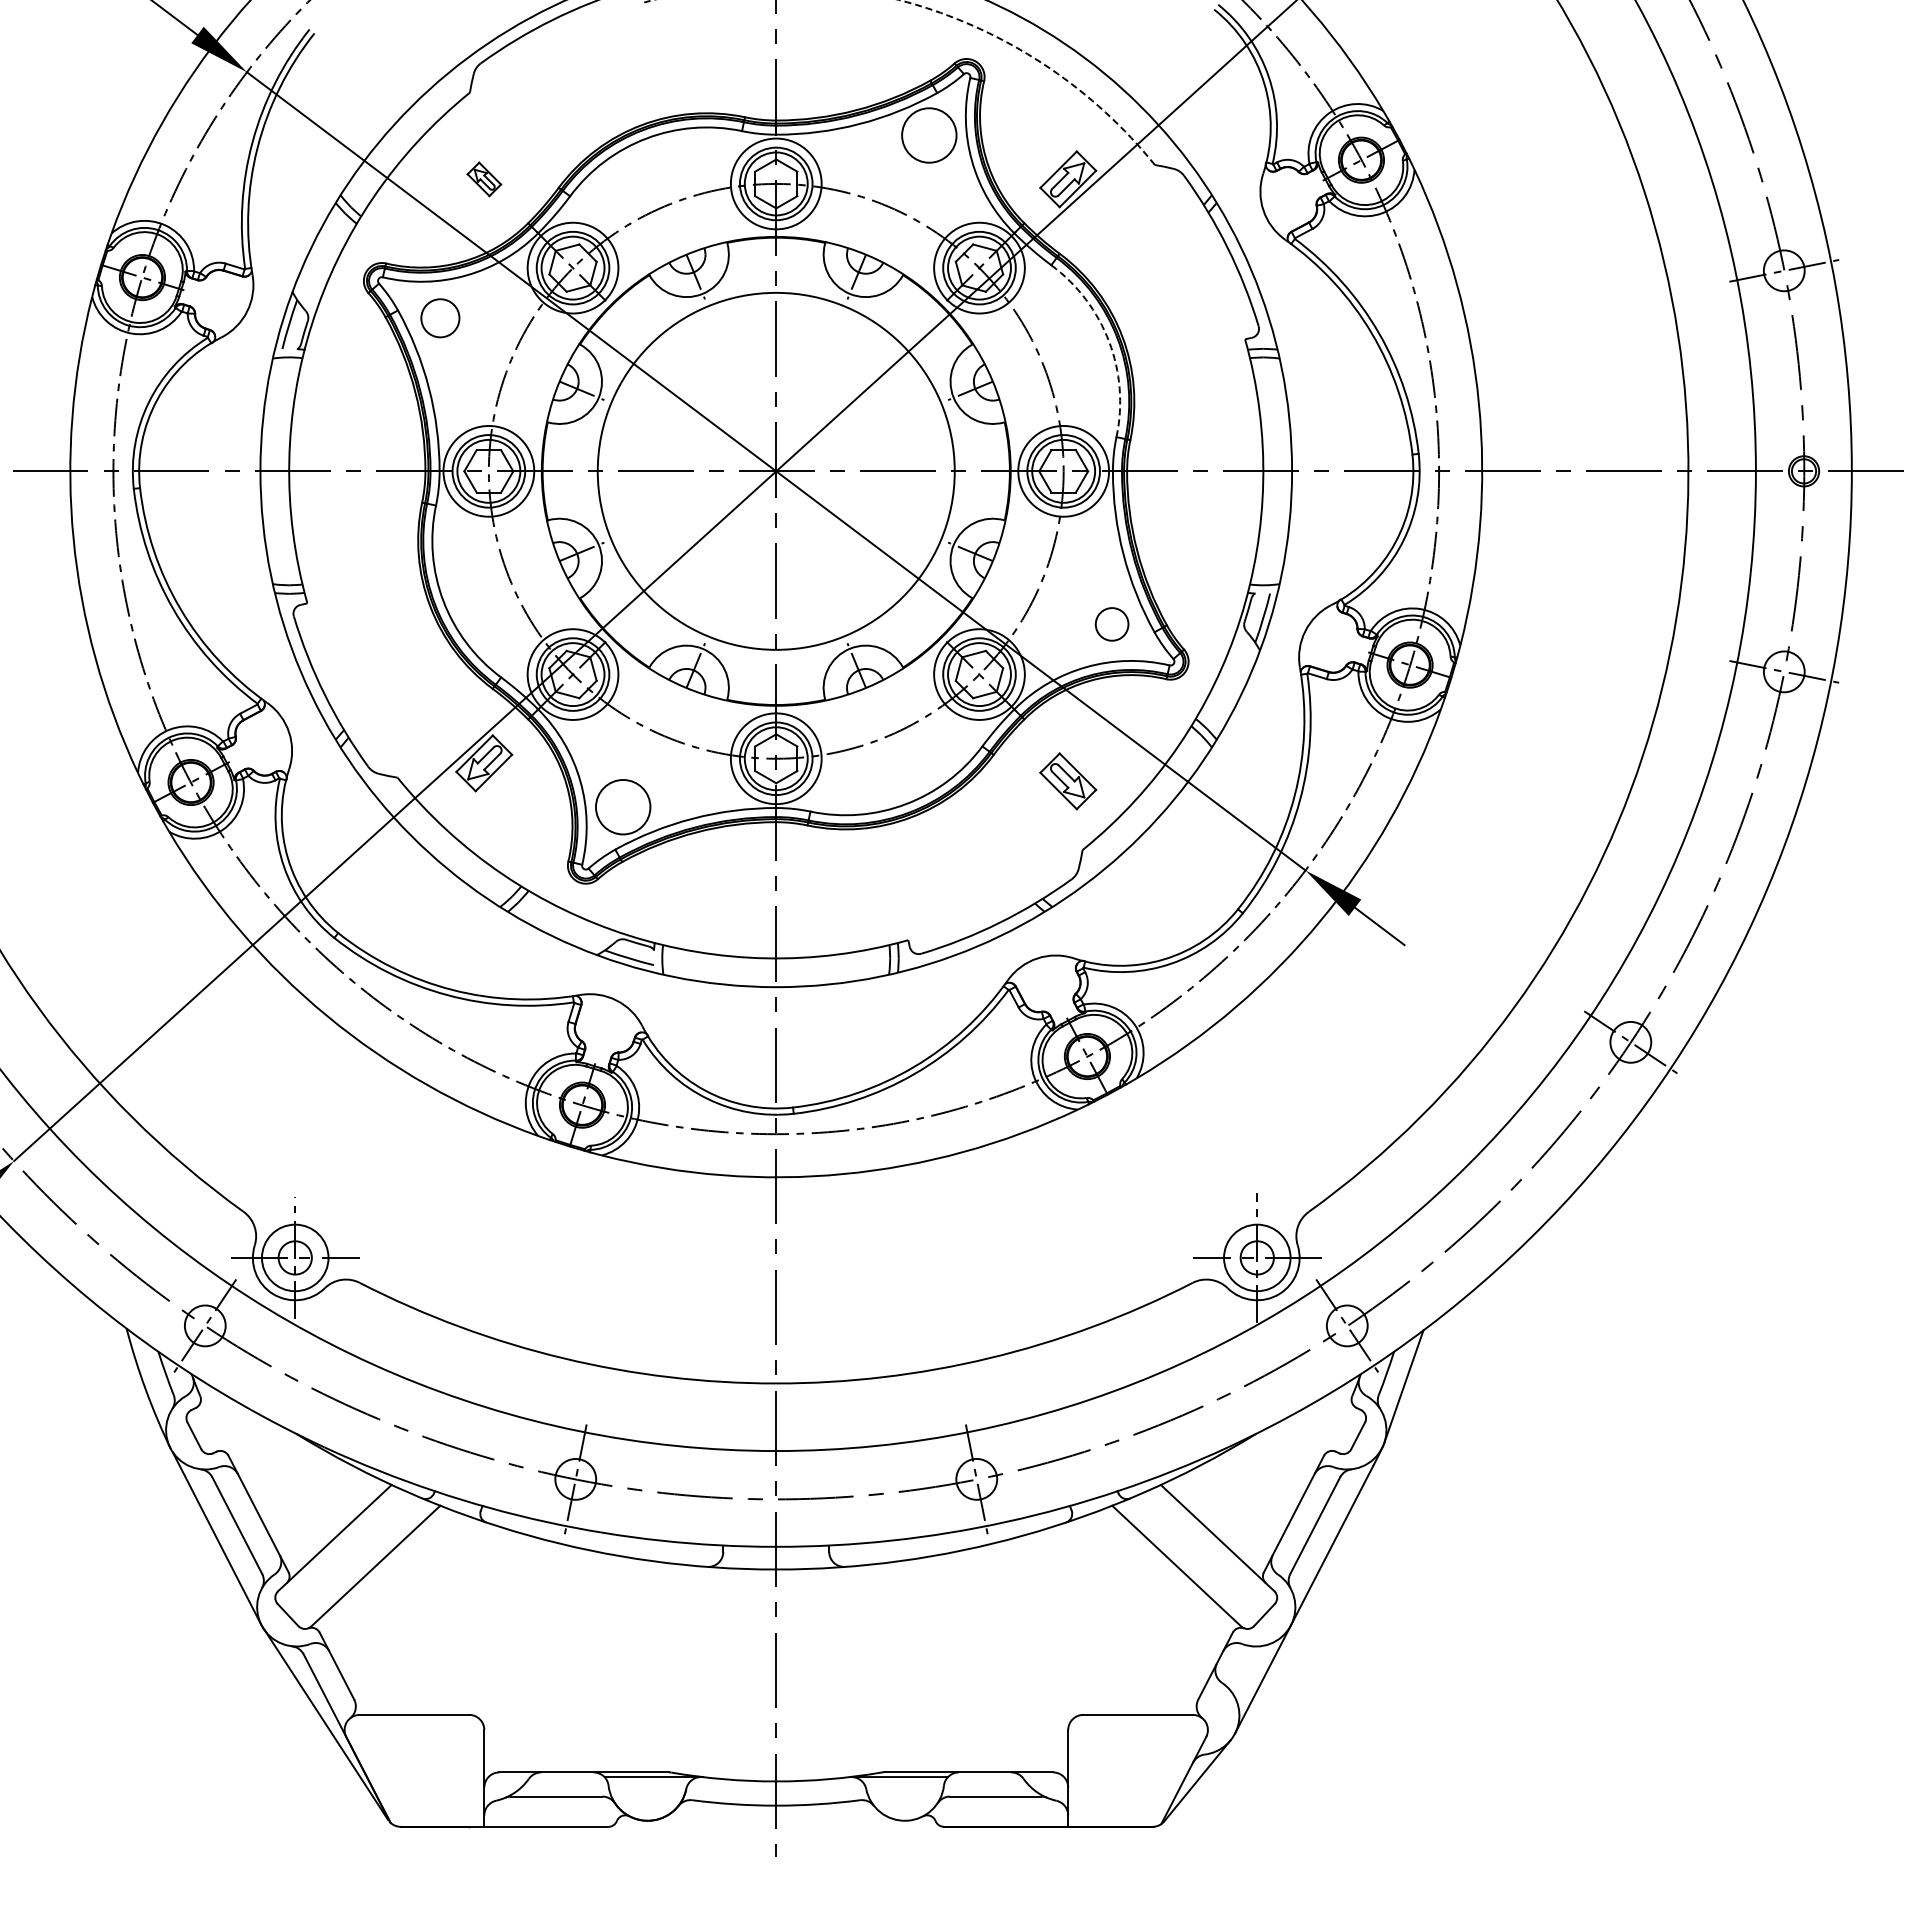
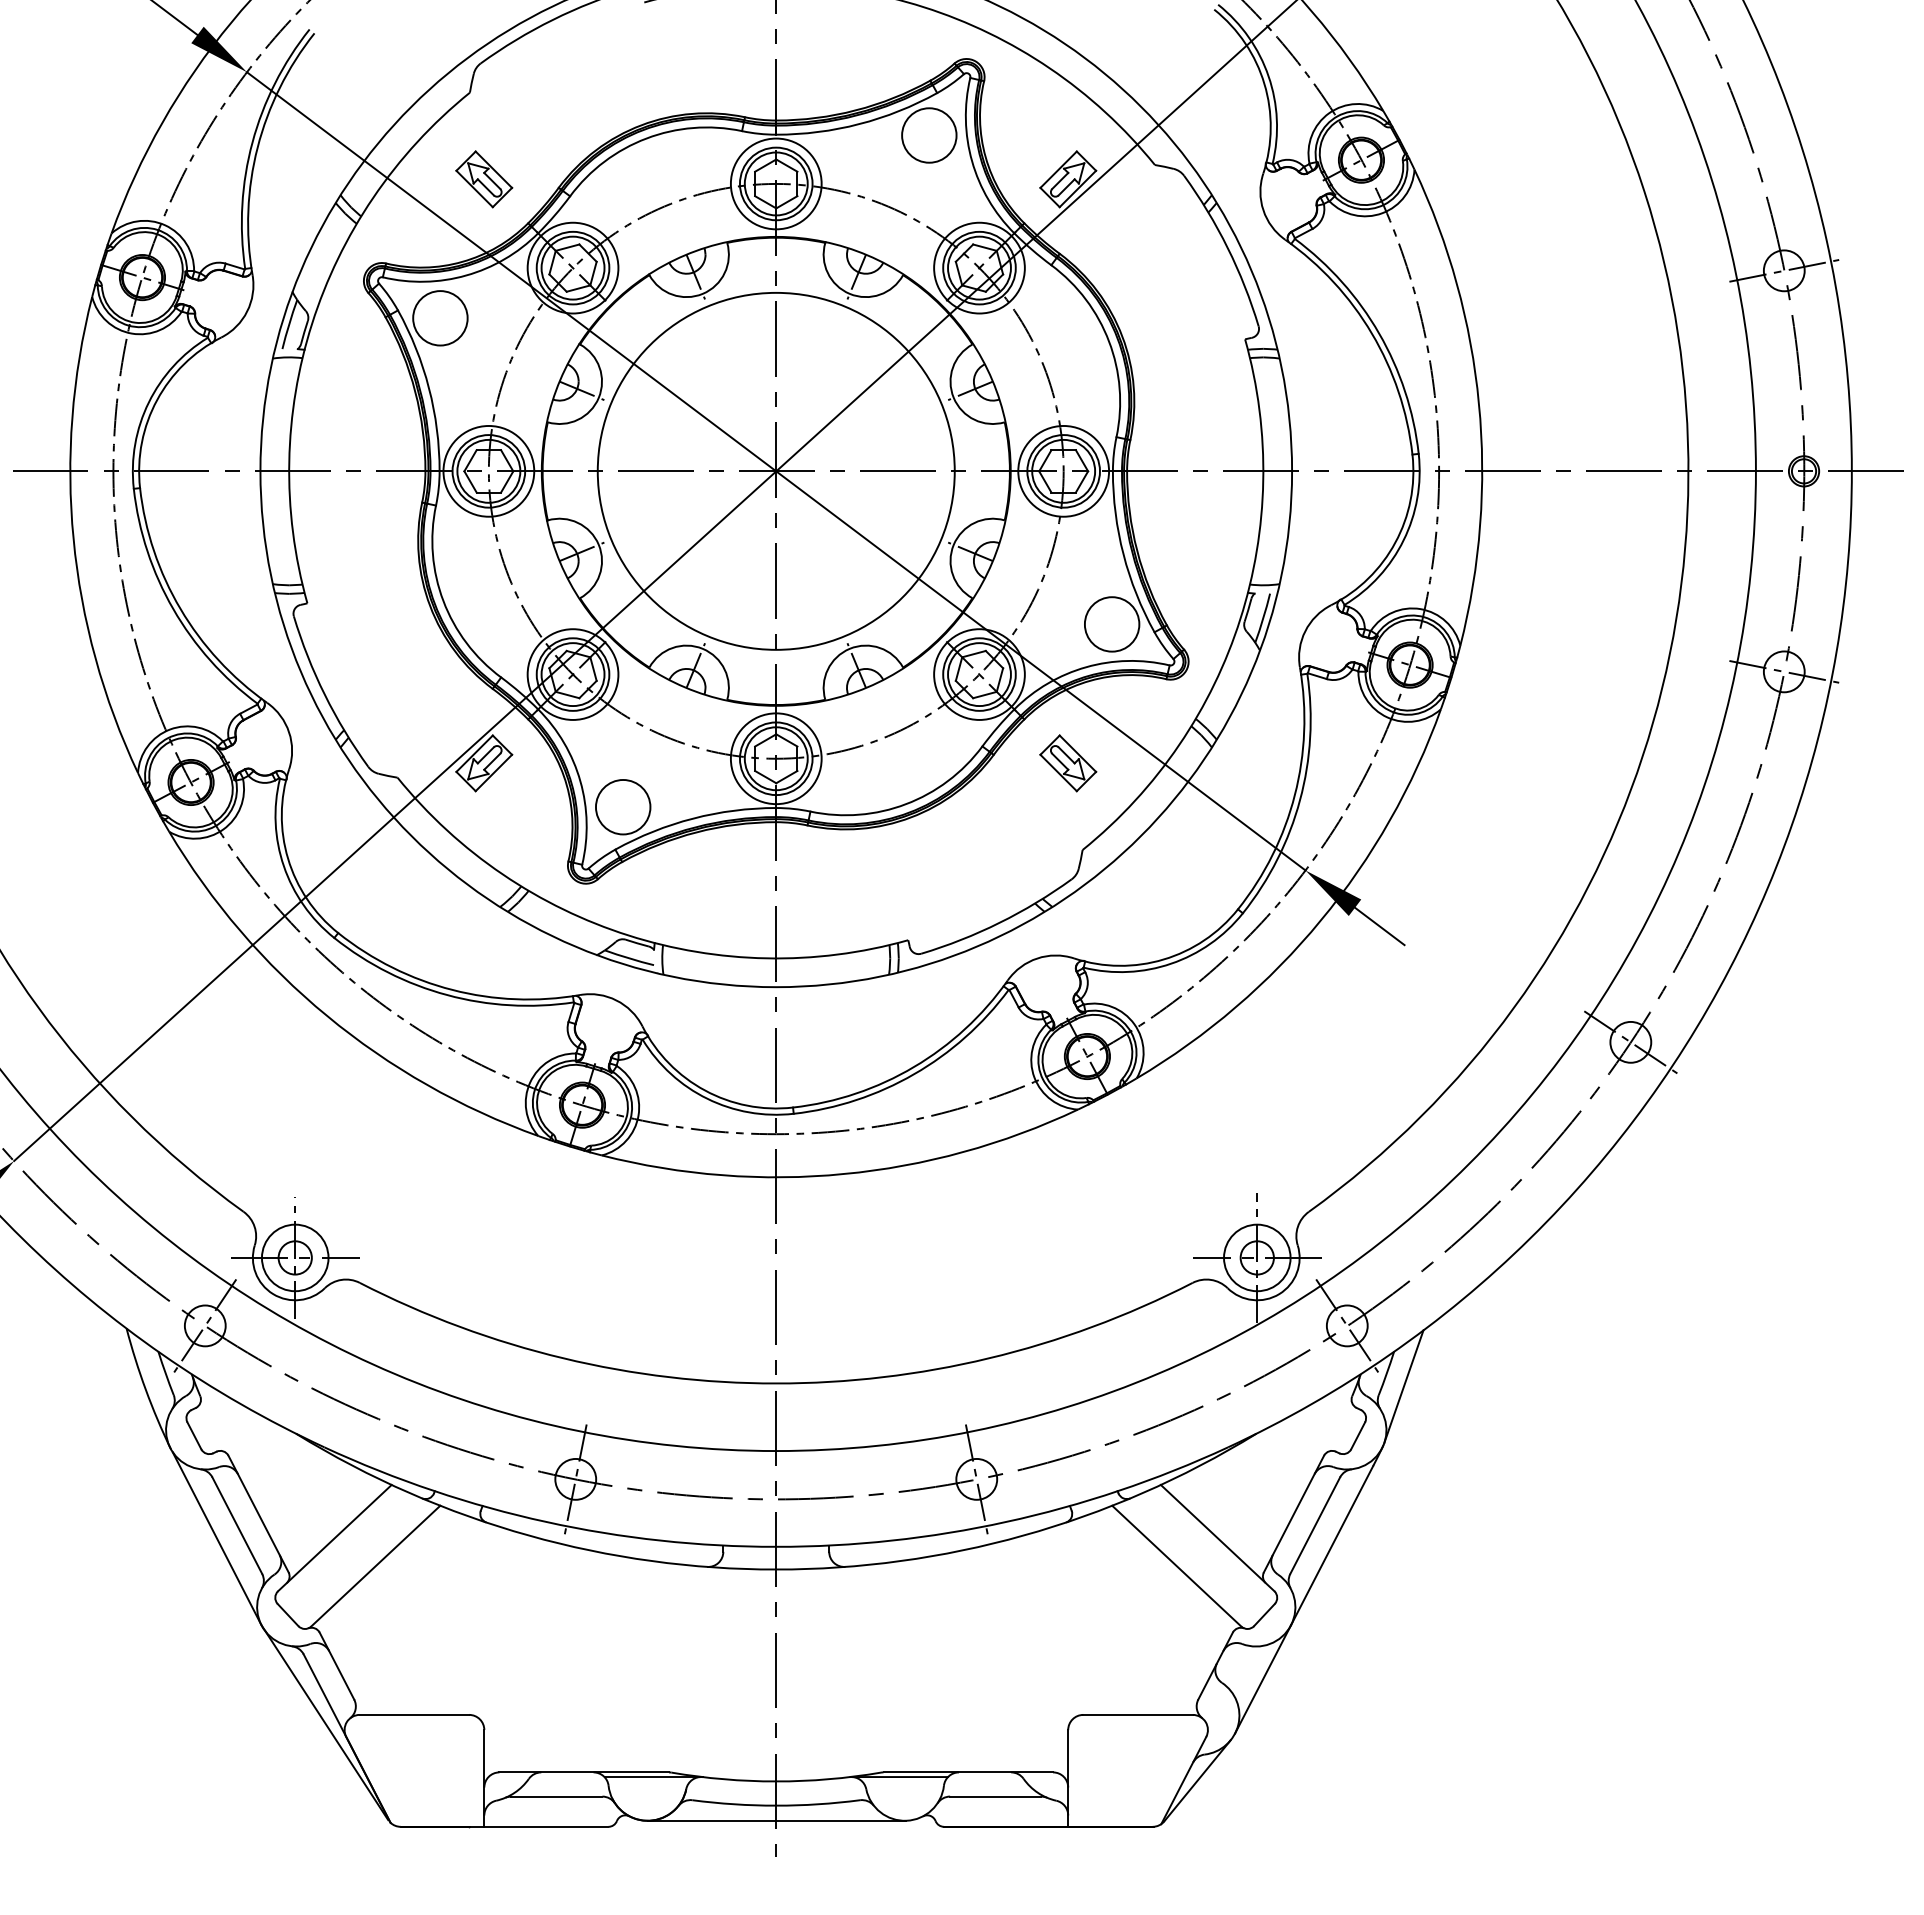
arc: dashed -> solid (1035, 58)
part size: 37x37 px -> 59x59 px (484, 179)
circle diameter: 38 px -> 54 px (440, 318)
arc: dashed -> solid (1109, 341)
circle diameter: 33 px -> 54 px (1111, 624)
part position: (1068, 781) -> (1068, 763) (1068, 763)
line: none -> present (776, 1820)
